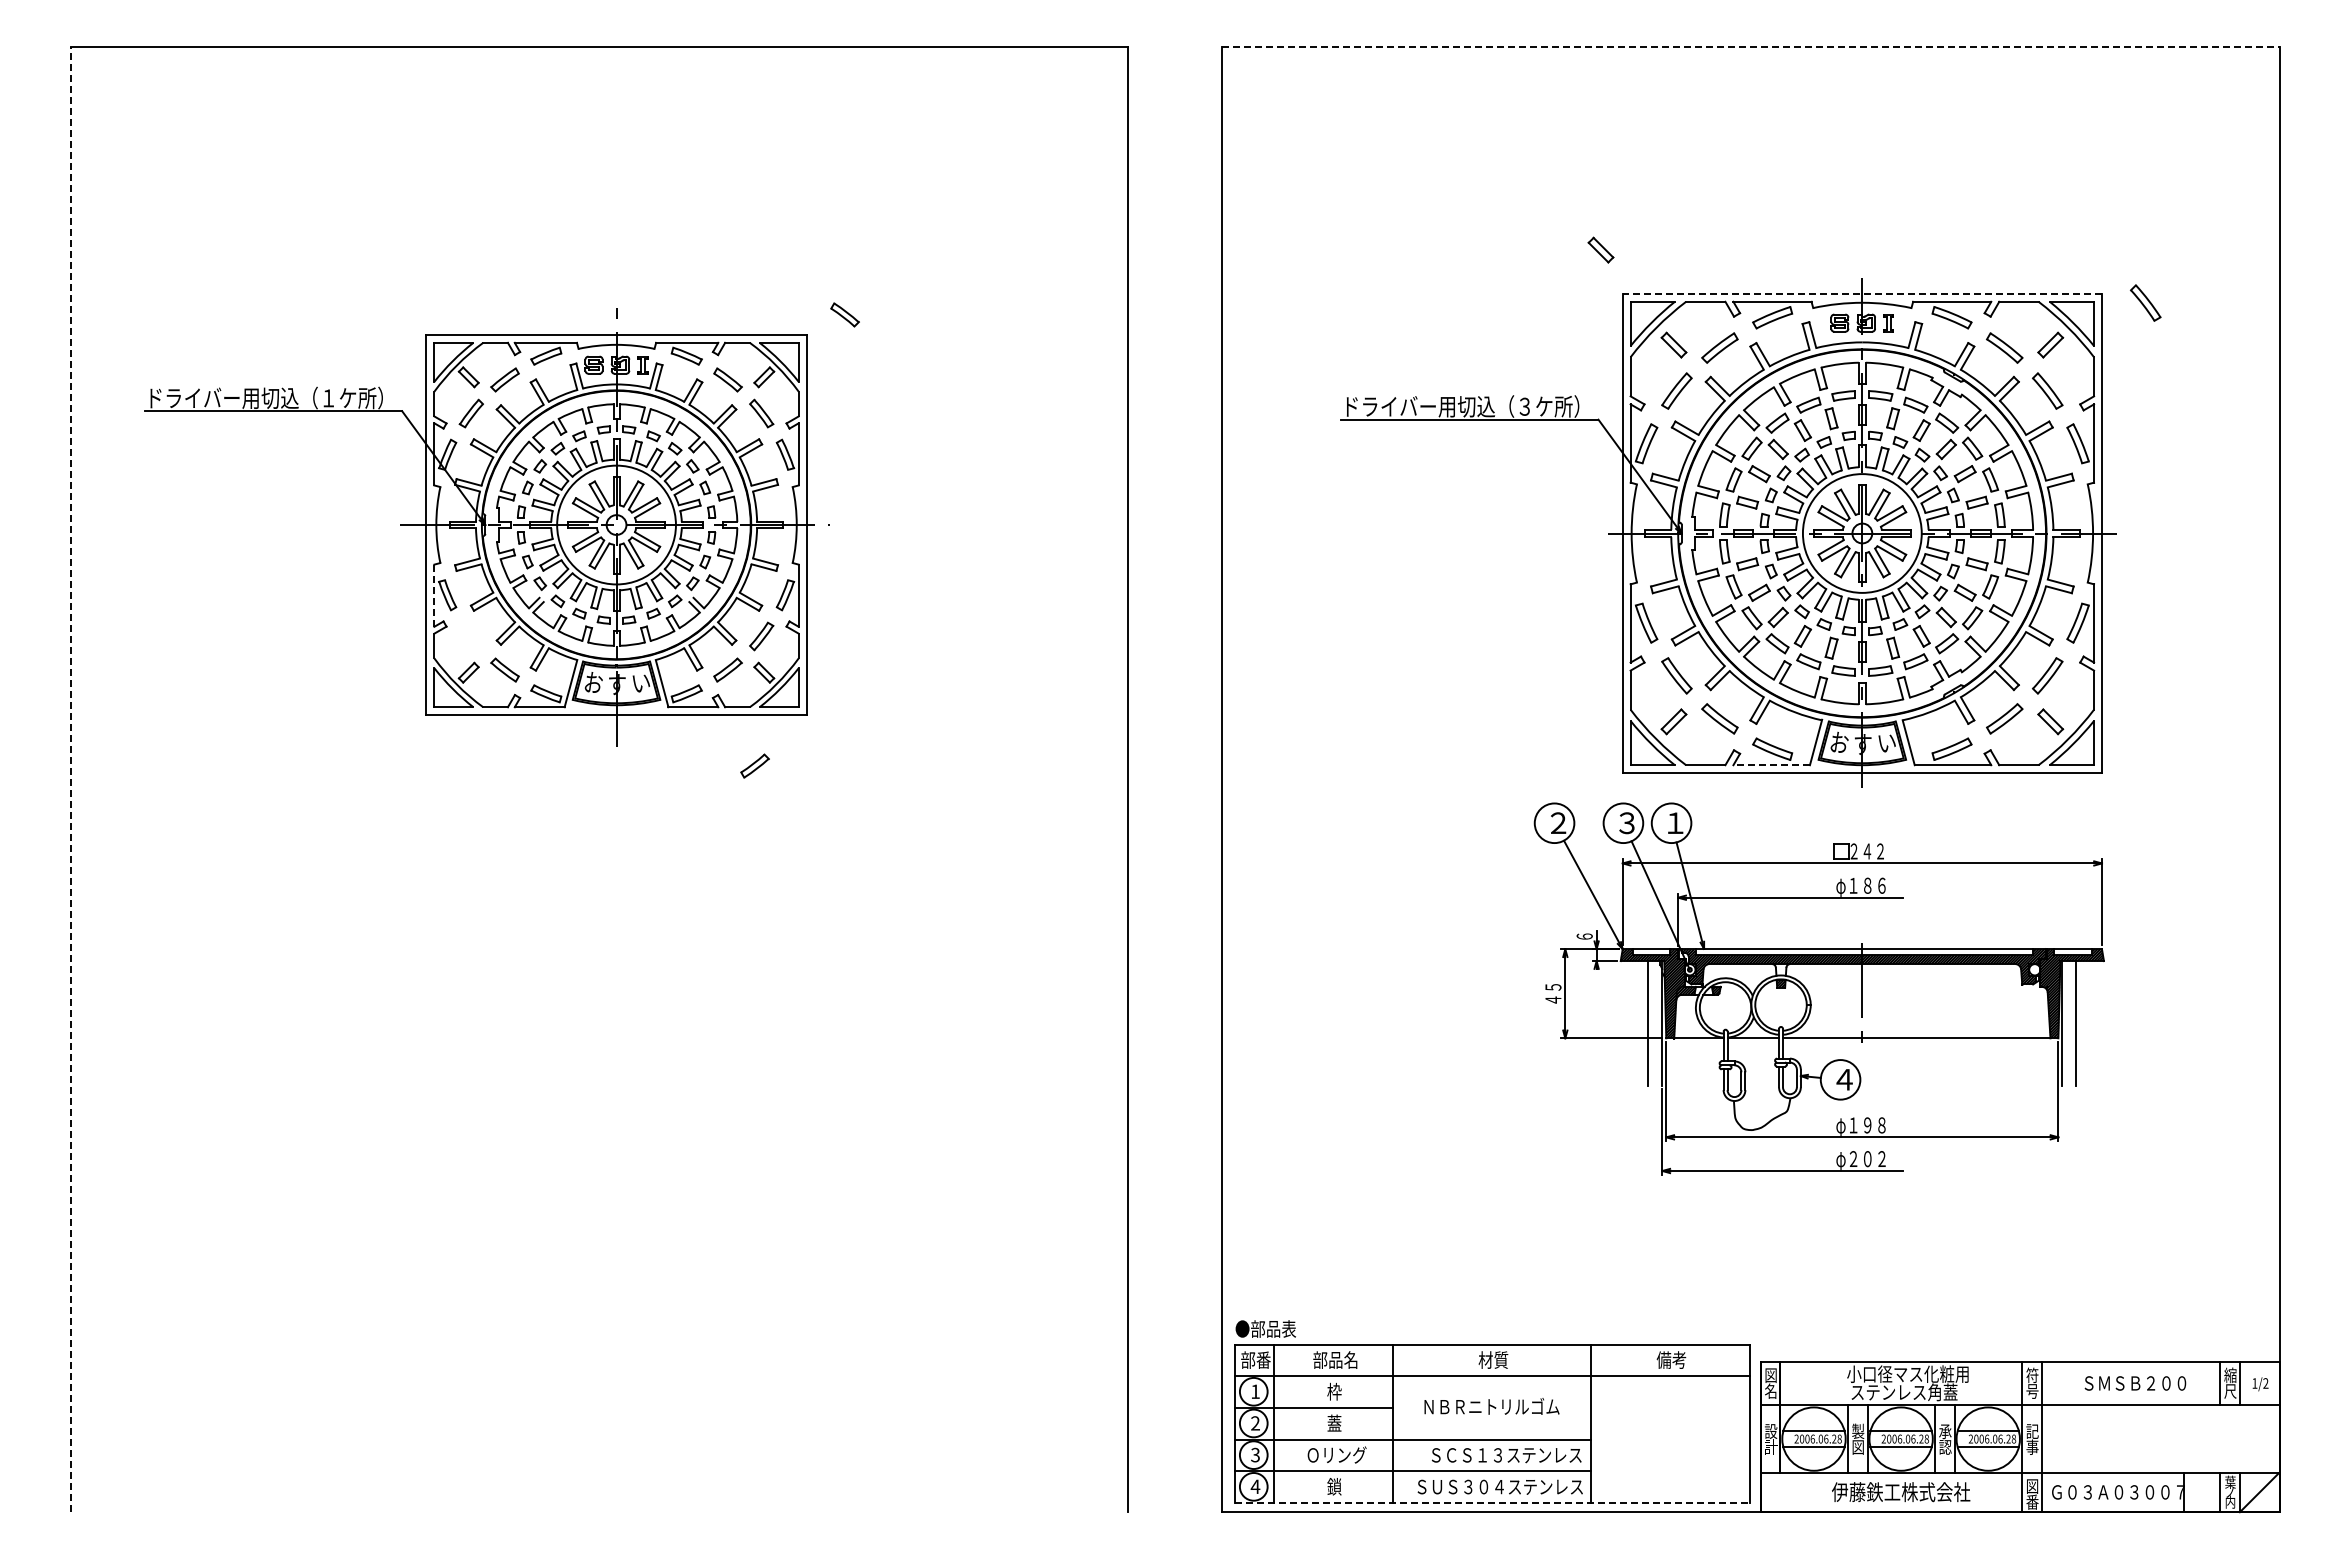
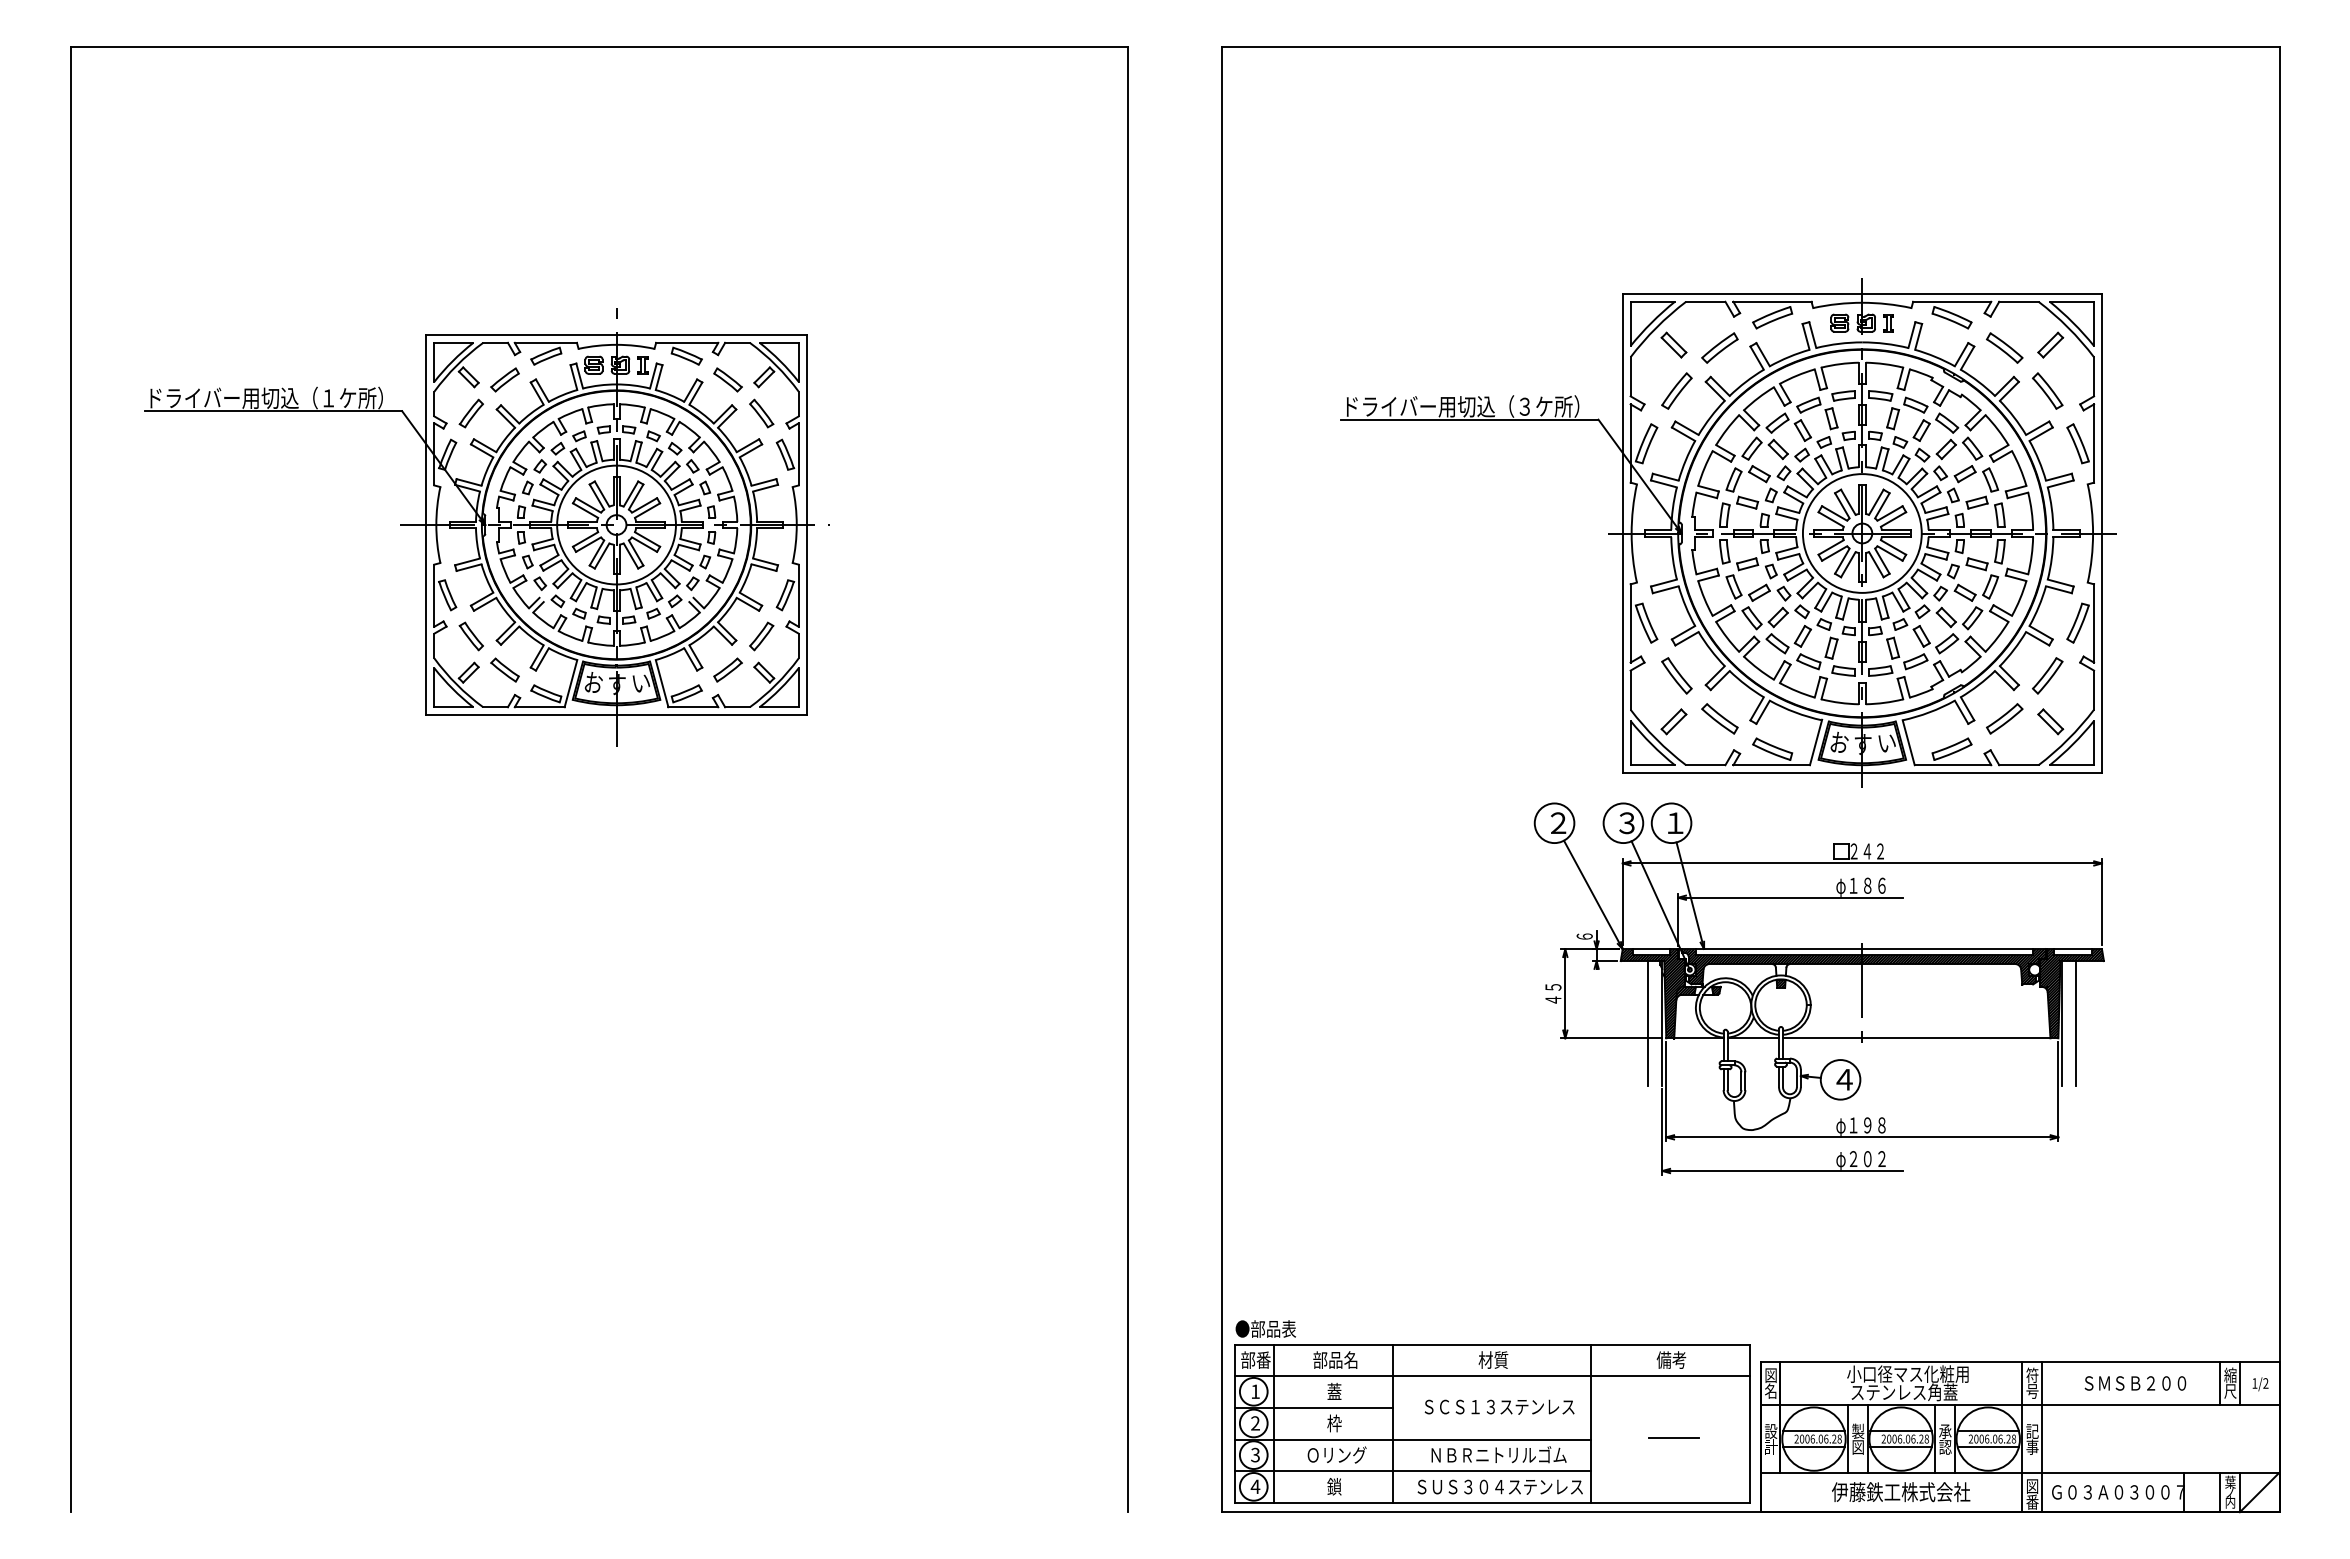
line: dashed -> solid (1750, 46)
part: present -> none (1600, 249)
line: dashed -> solid (1862, 293)
part: present -> none (2145, 302)
part: present -> none (844, 314)
line: dashed -> solid (434, 595)
part: none -> present (470, 636)
part: present -> none (754, 765)
line: dashed -> solid (1771, 765)
line: dashed -> solid (70, 779)
text: 枠 -> 蓋 (1334, 1391)
text: ＮＢＲニトリルゴム -> ＳＣＳ１３ステンレス (1499, 1406)
text: 蓋 -> 枠 (1334, 1423)
line: none -> present (1673, 1438)
text: ＳＣＳ１３ステンレス -> ＮＢＲニトリルゴム (1506, 1454)
line: dashed -> solid (1492, 1502)
